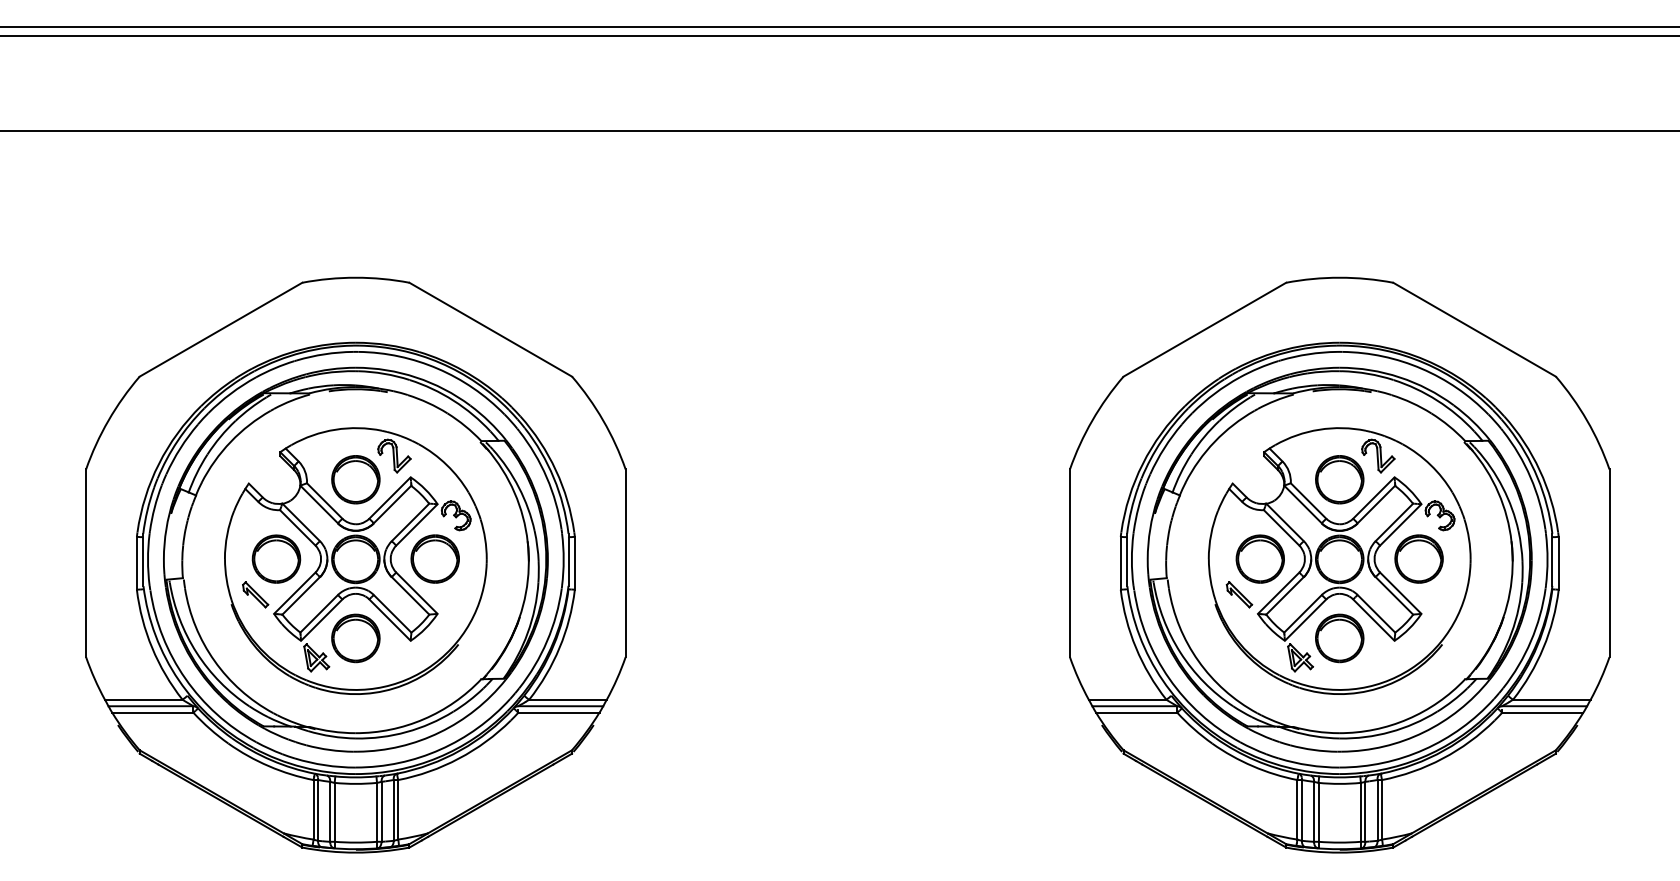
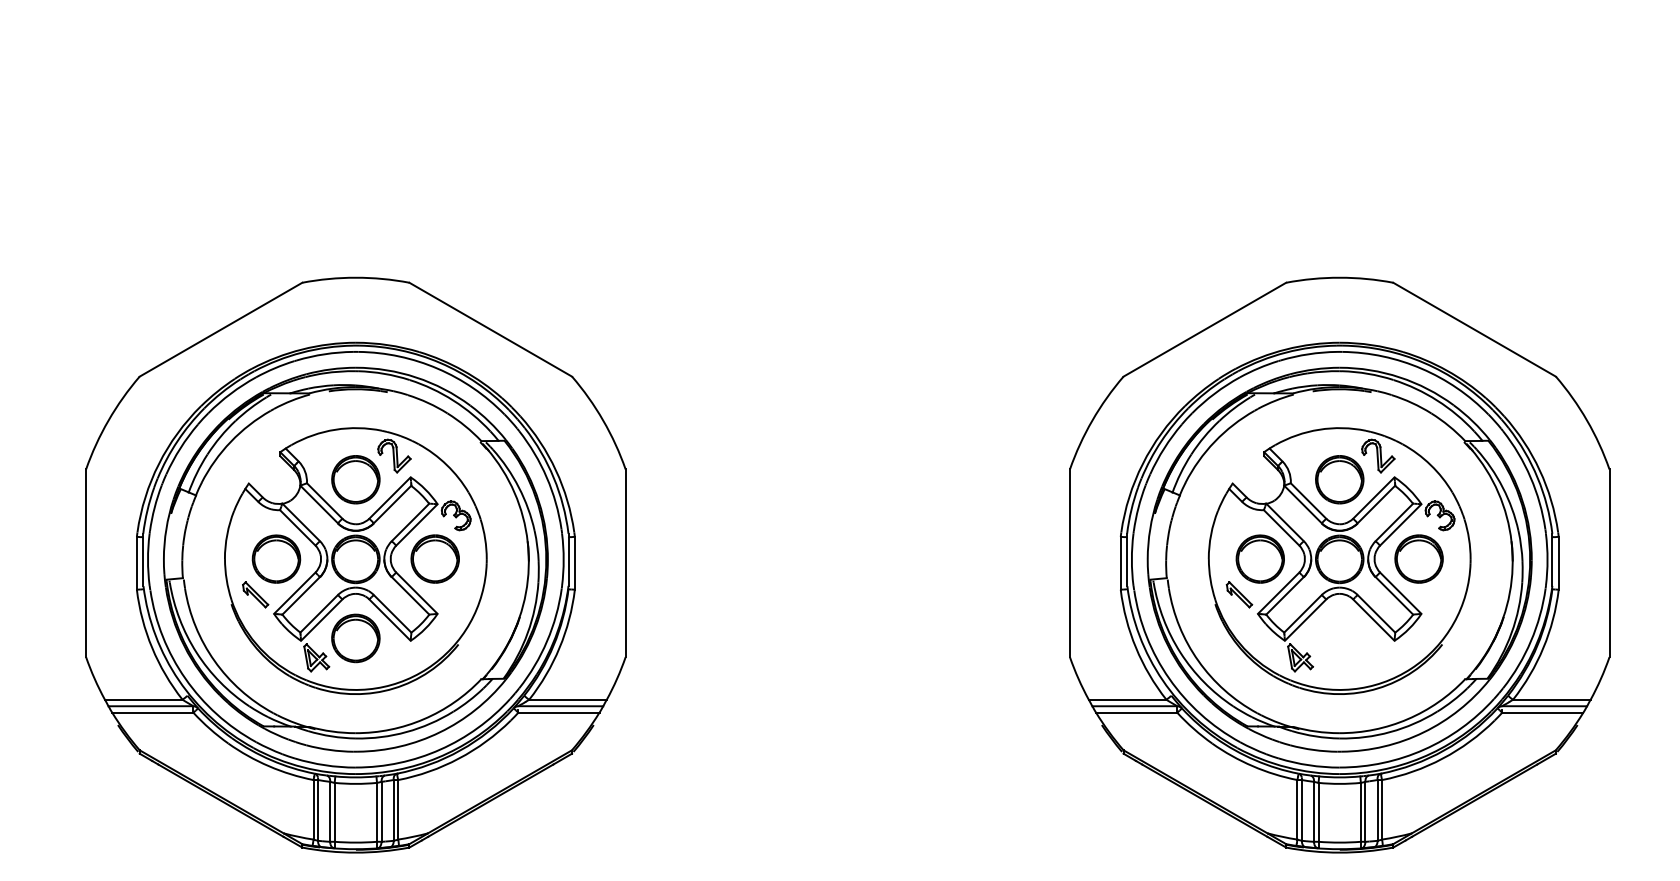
line: present -> none (839, 26)
line: present -> none (839, 35)
line: present -> none (839, 131)
part: present -> none (1339, 638)
